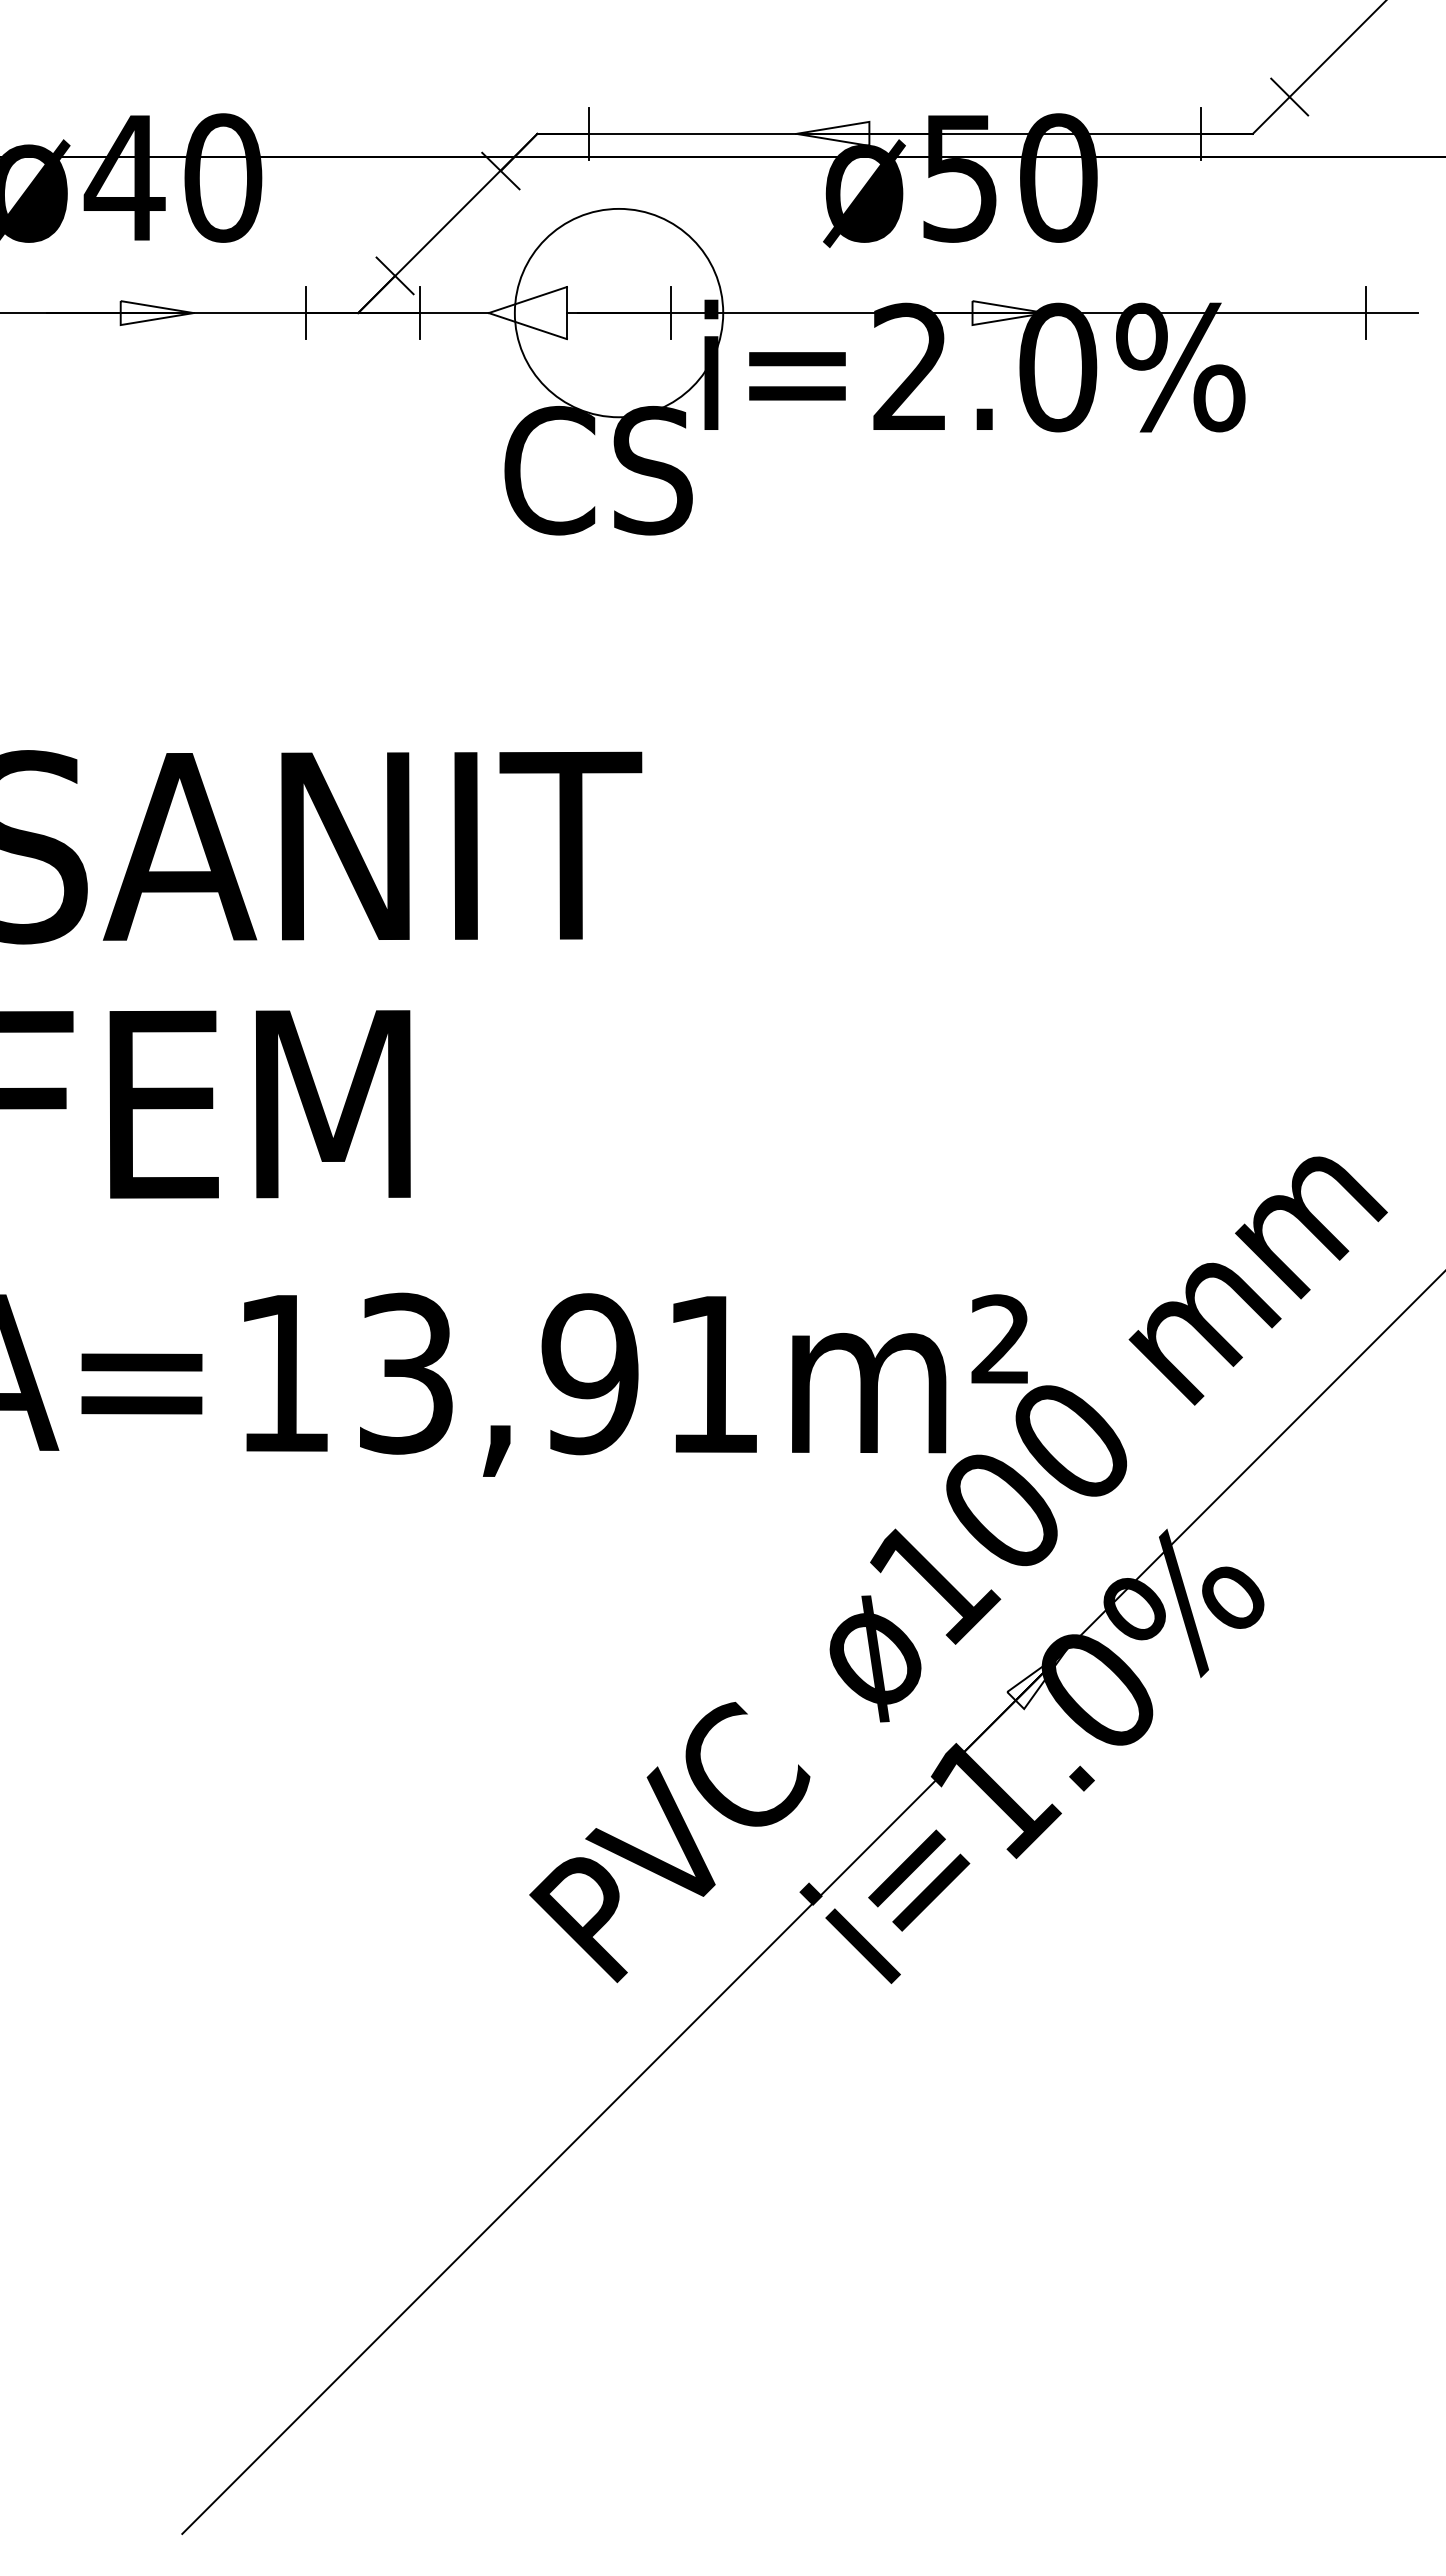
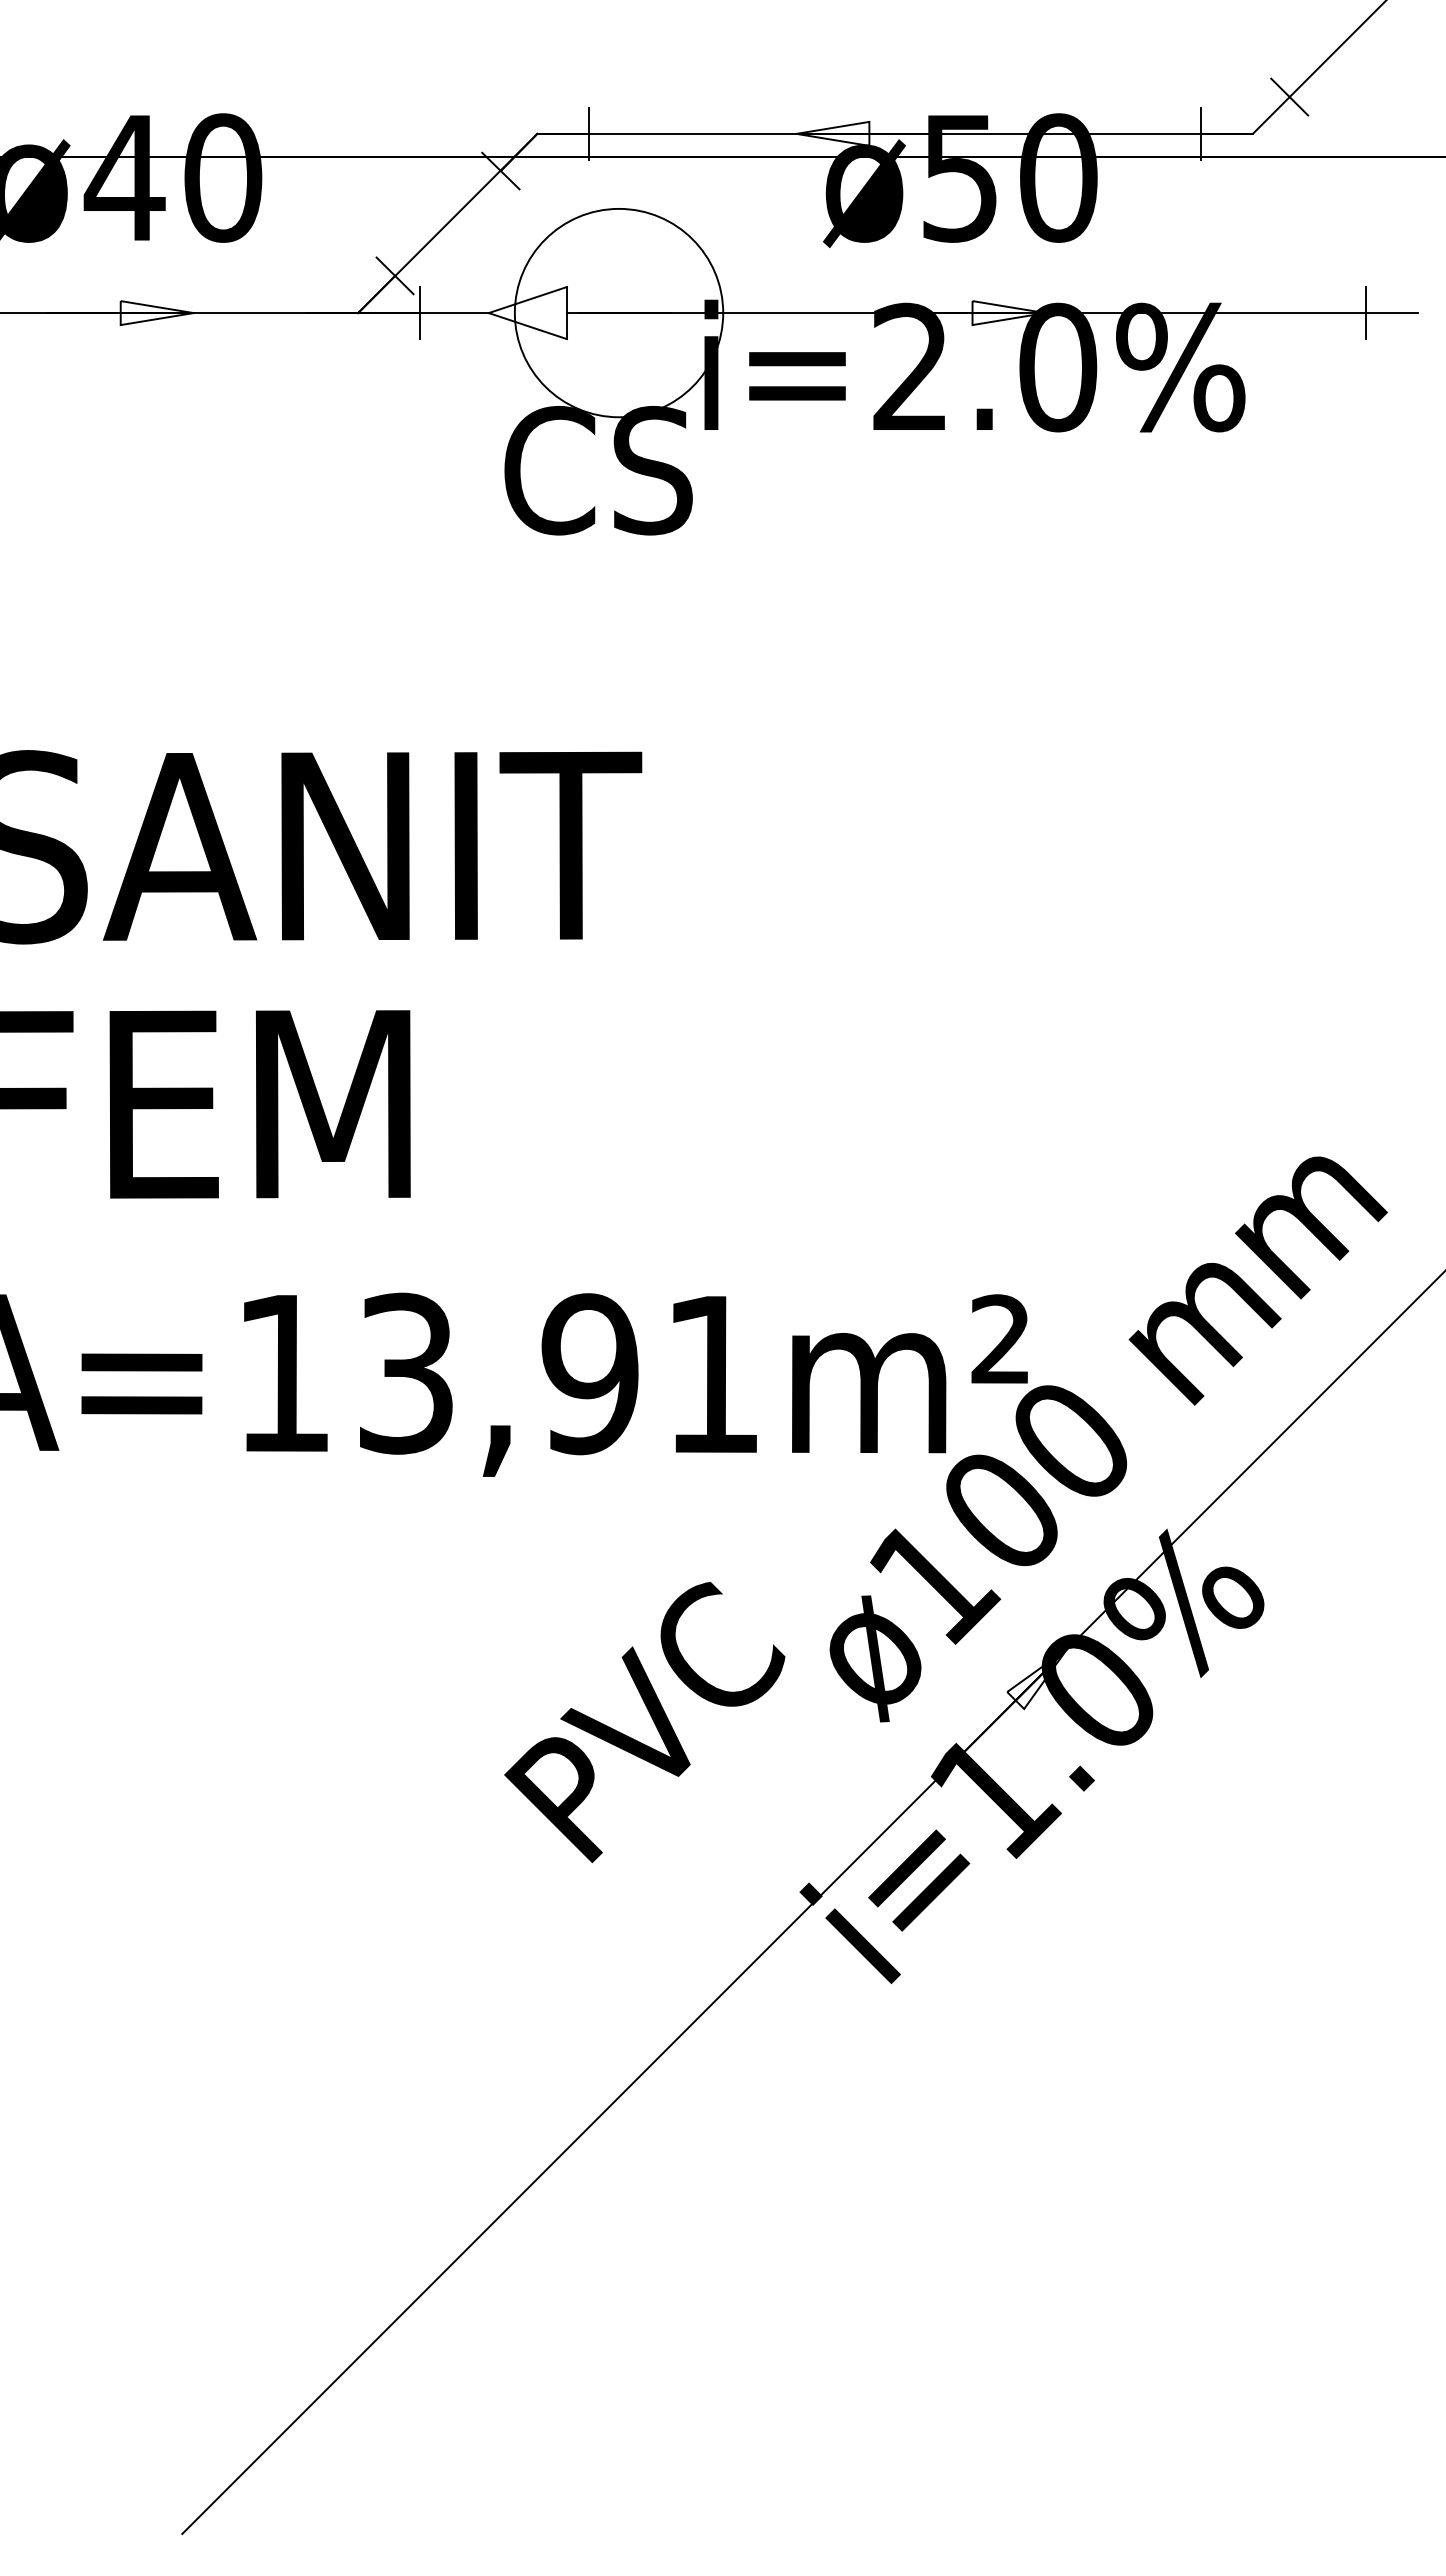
line: present -> none (306, 313)
line: present -> none (671, 313)
text position: (669, 1842) -> (644, 1722) (644, 1722)
